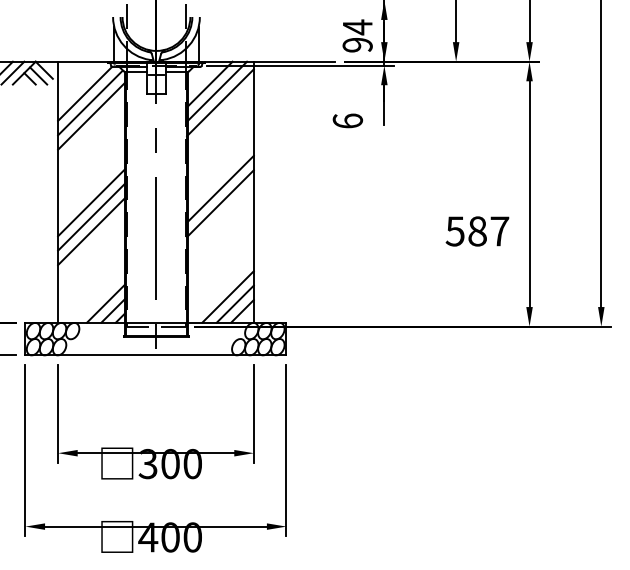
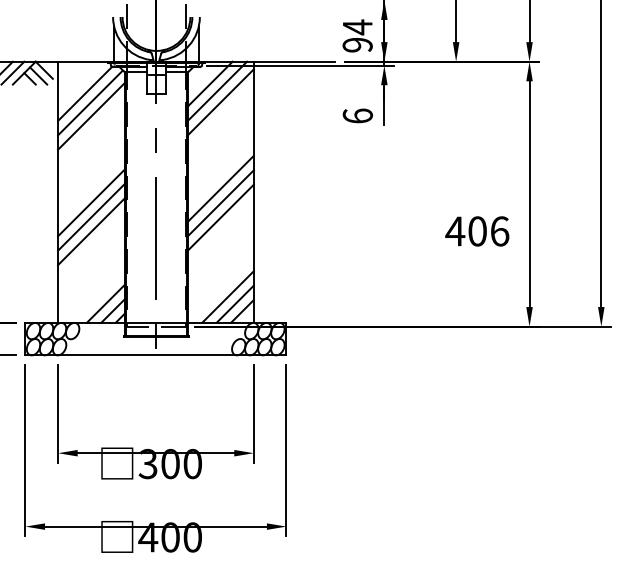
text position: (347, 120) -> (357, 115) (357, 115)
line: none -> present (220, 217)
text: 587 -> 406 (477, 231)
